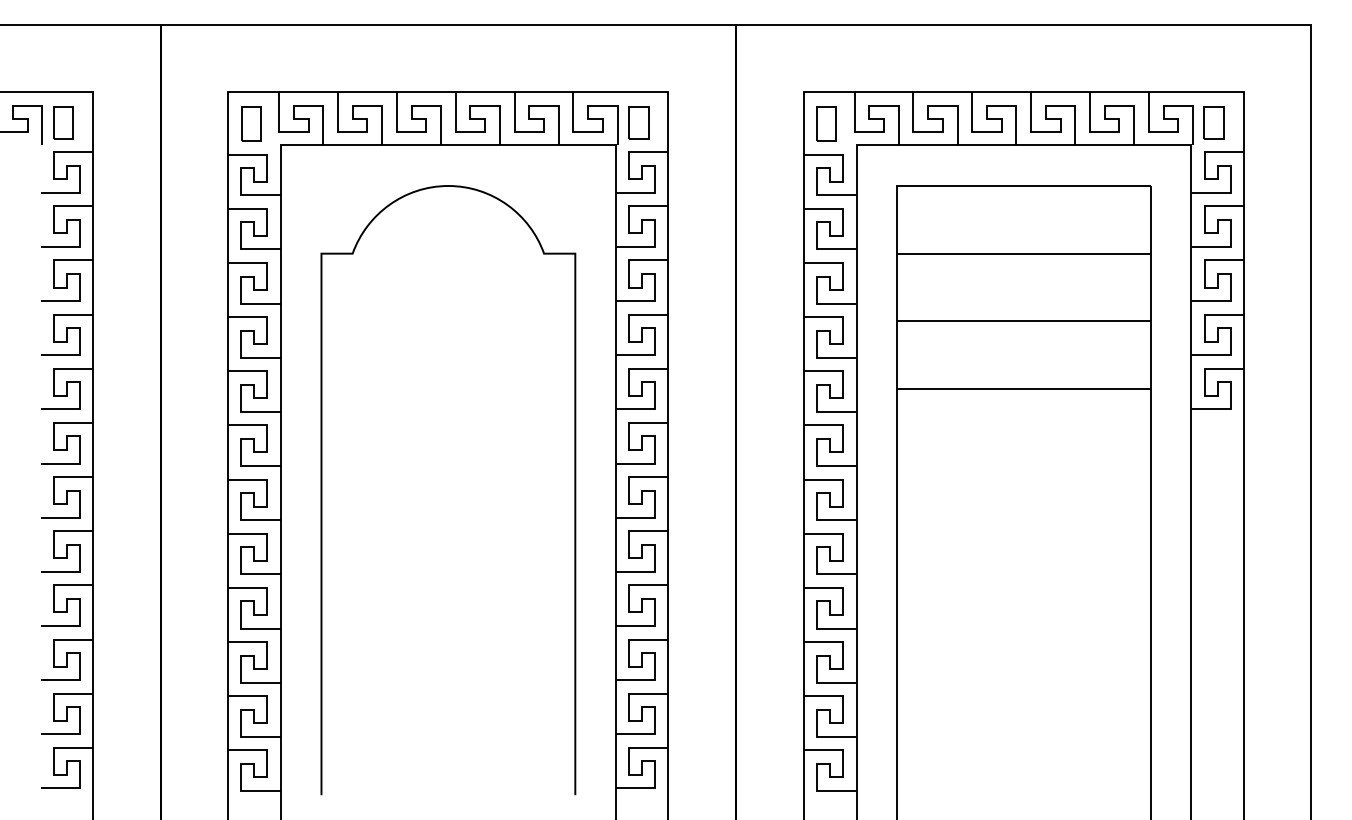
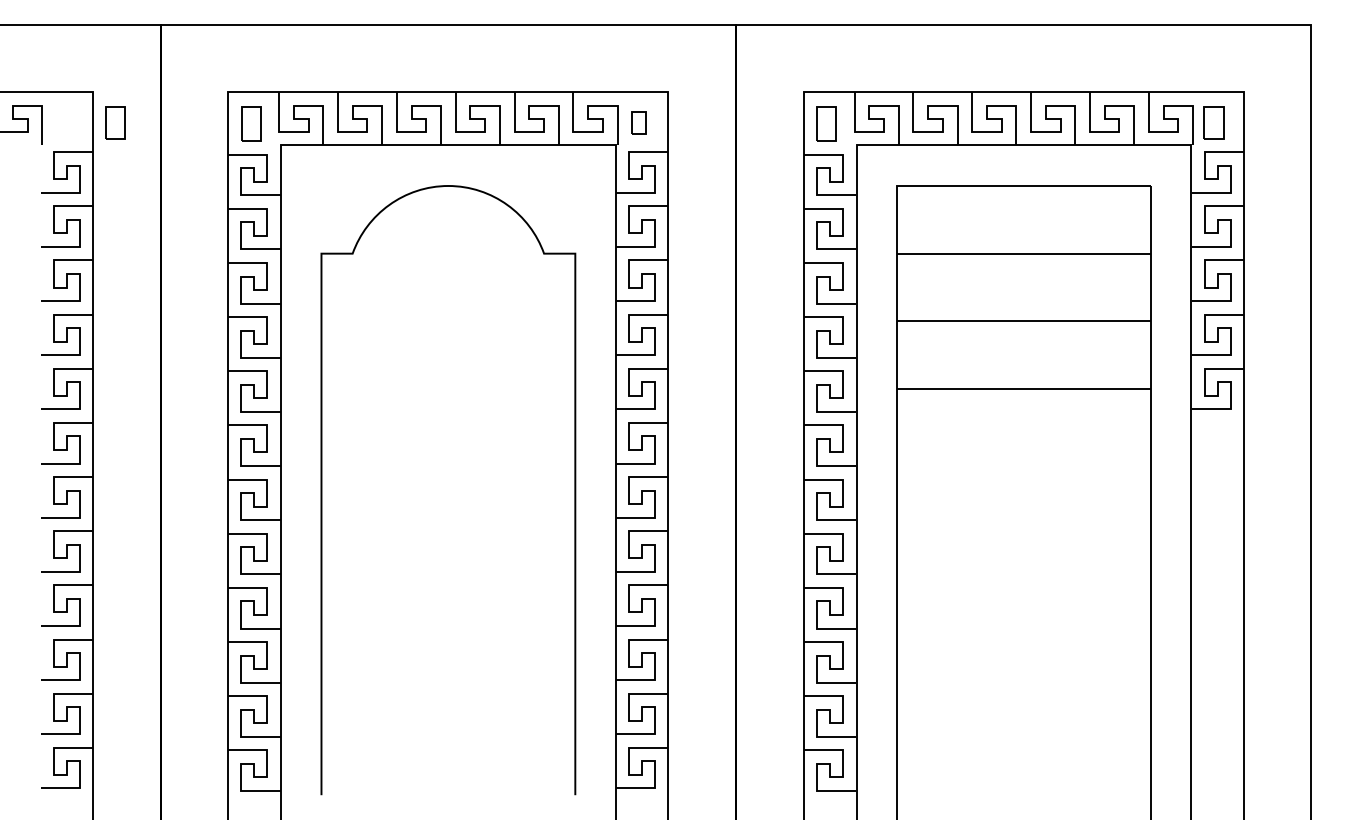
part position: (63, 122) -> (115, 122) (115, 122)
part size: 22x34 px -> 16x24 px (638, 122)
